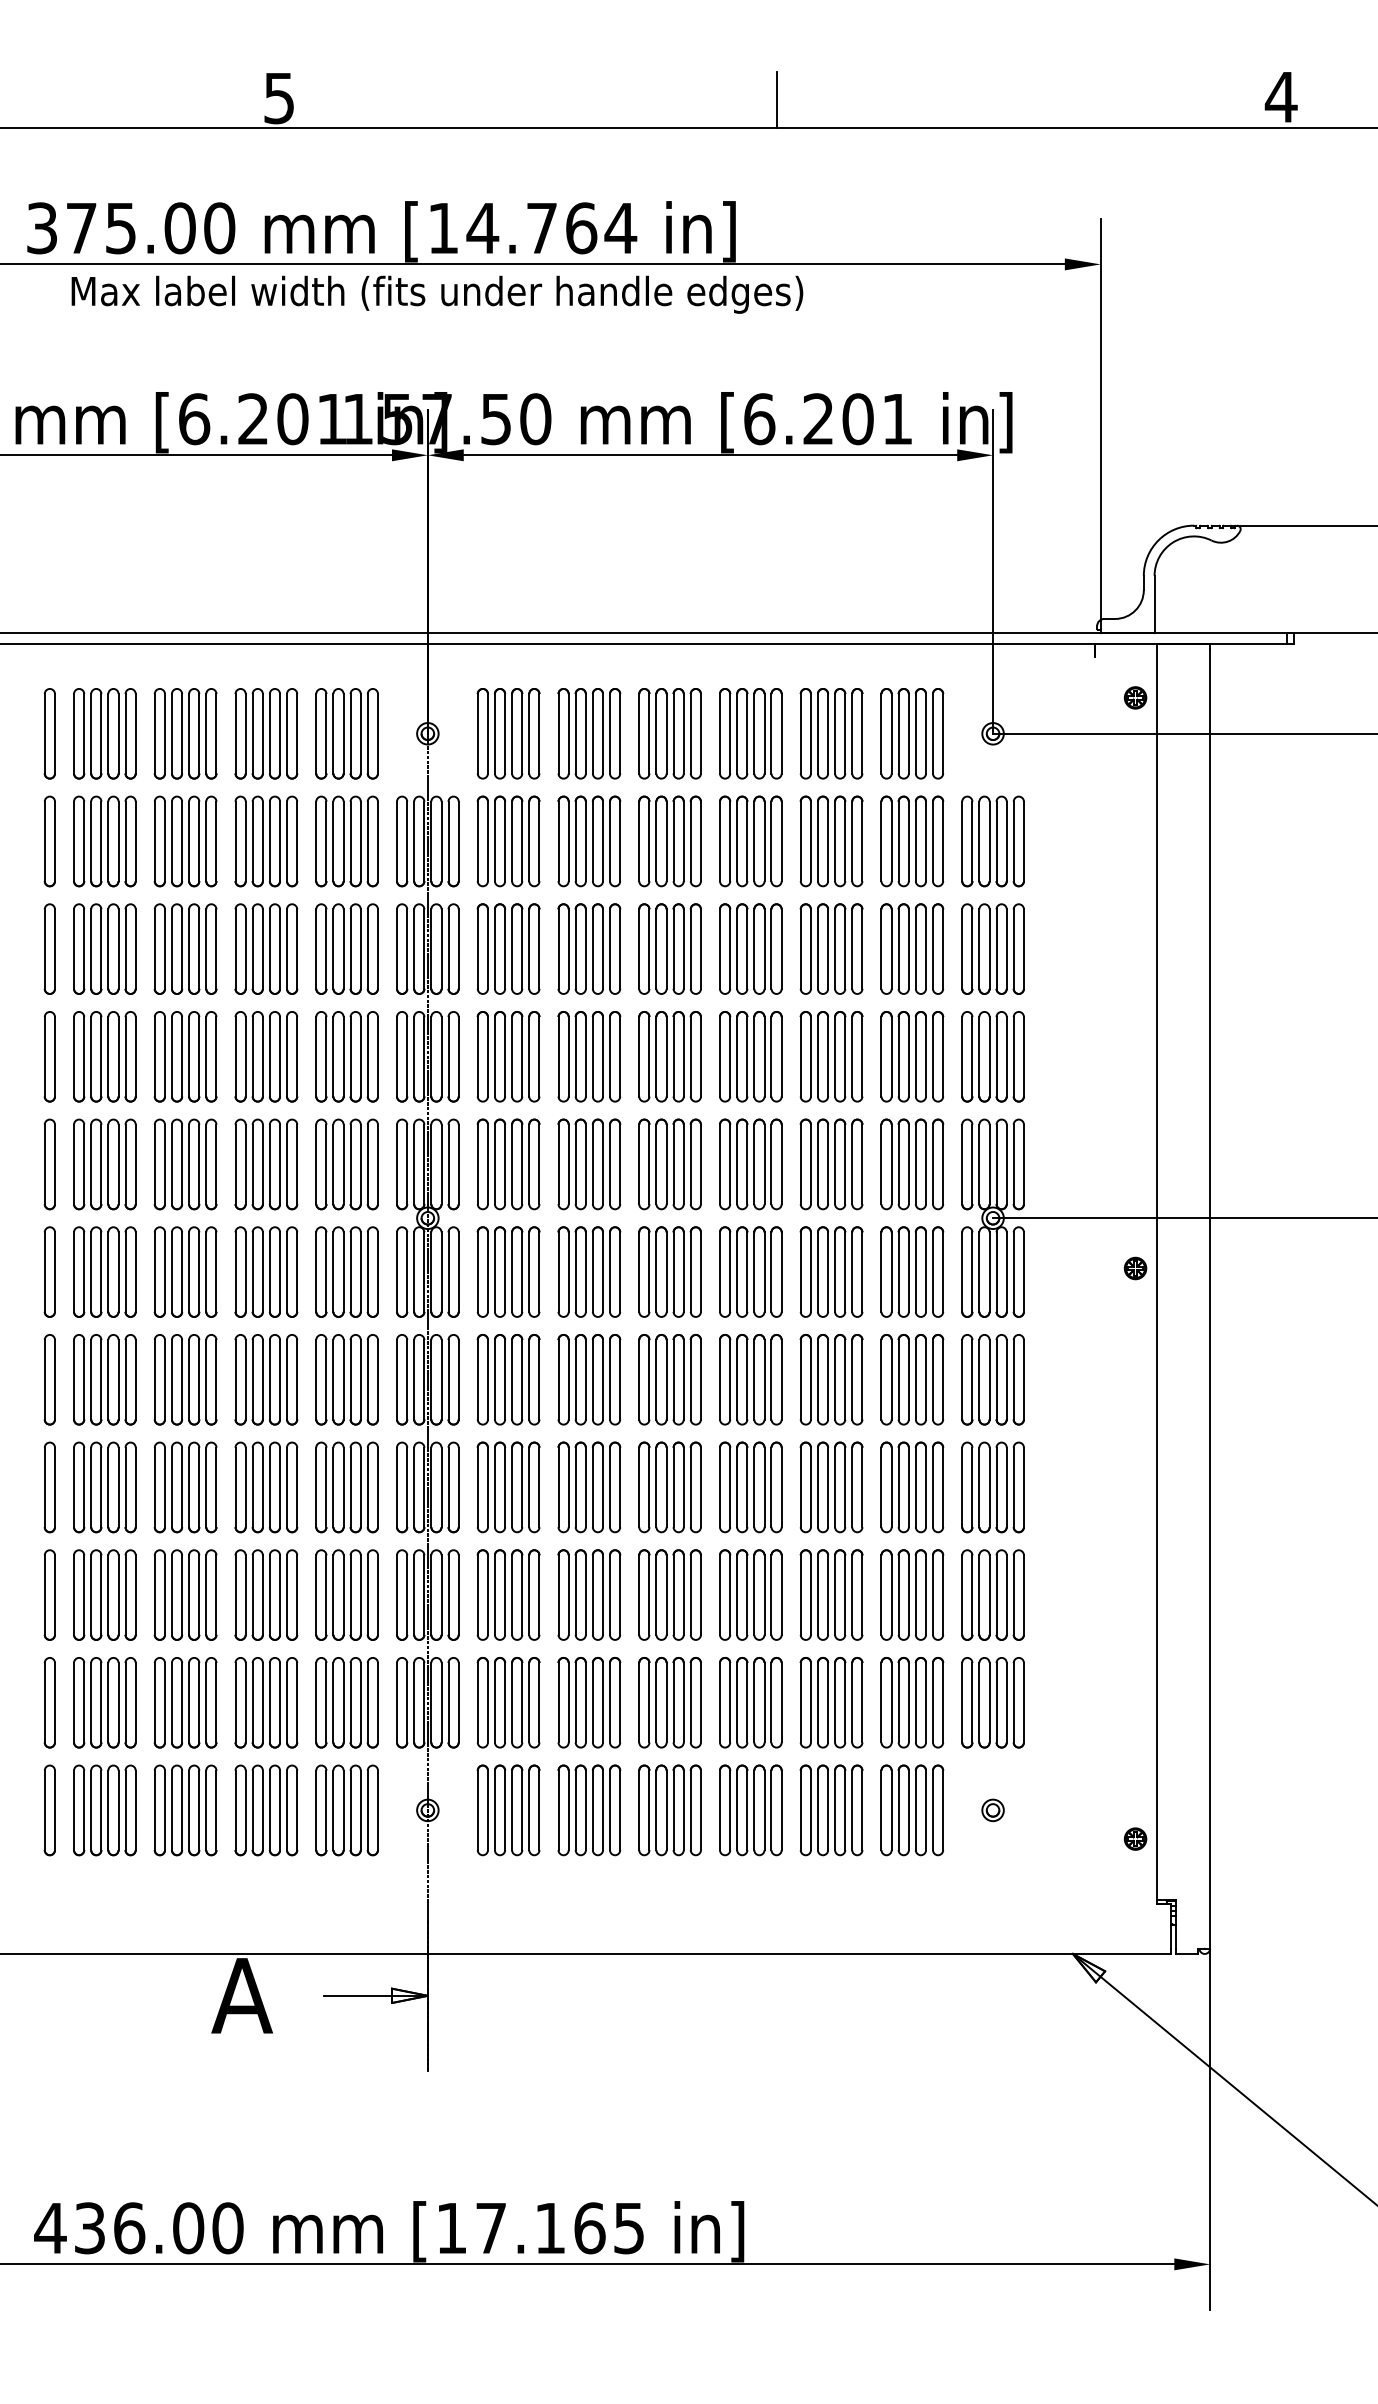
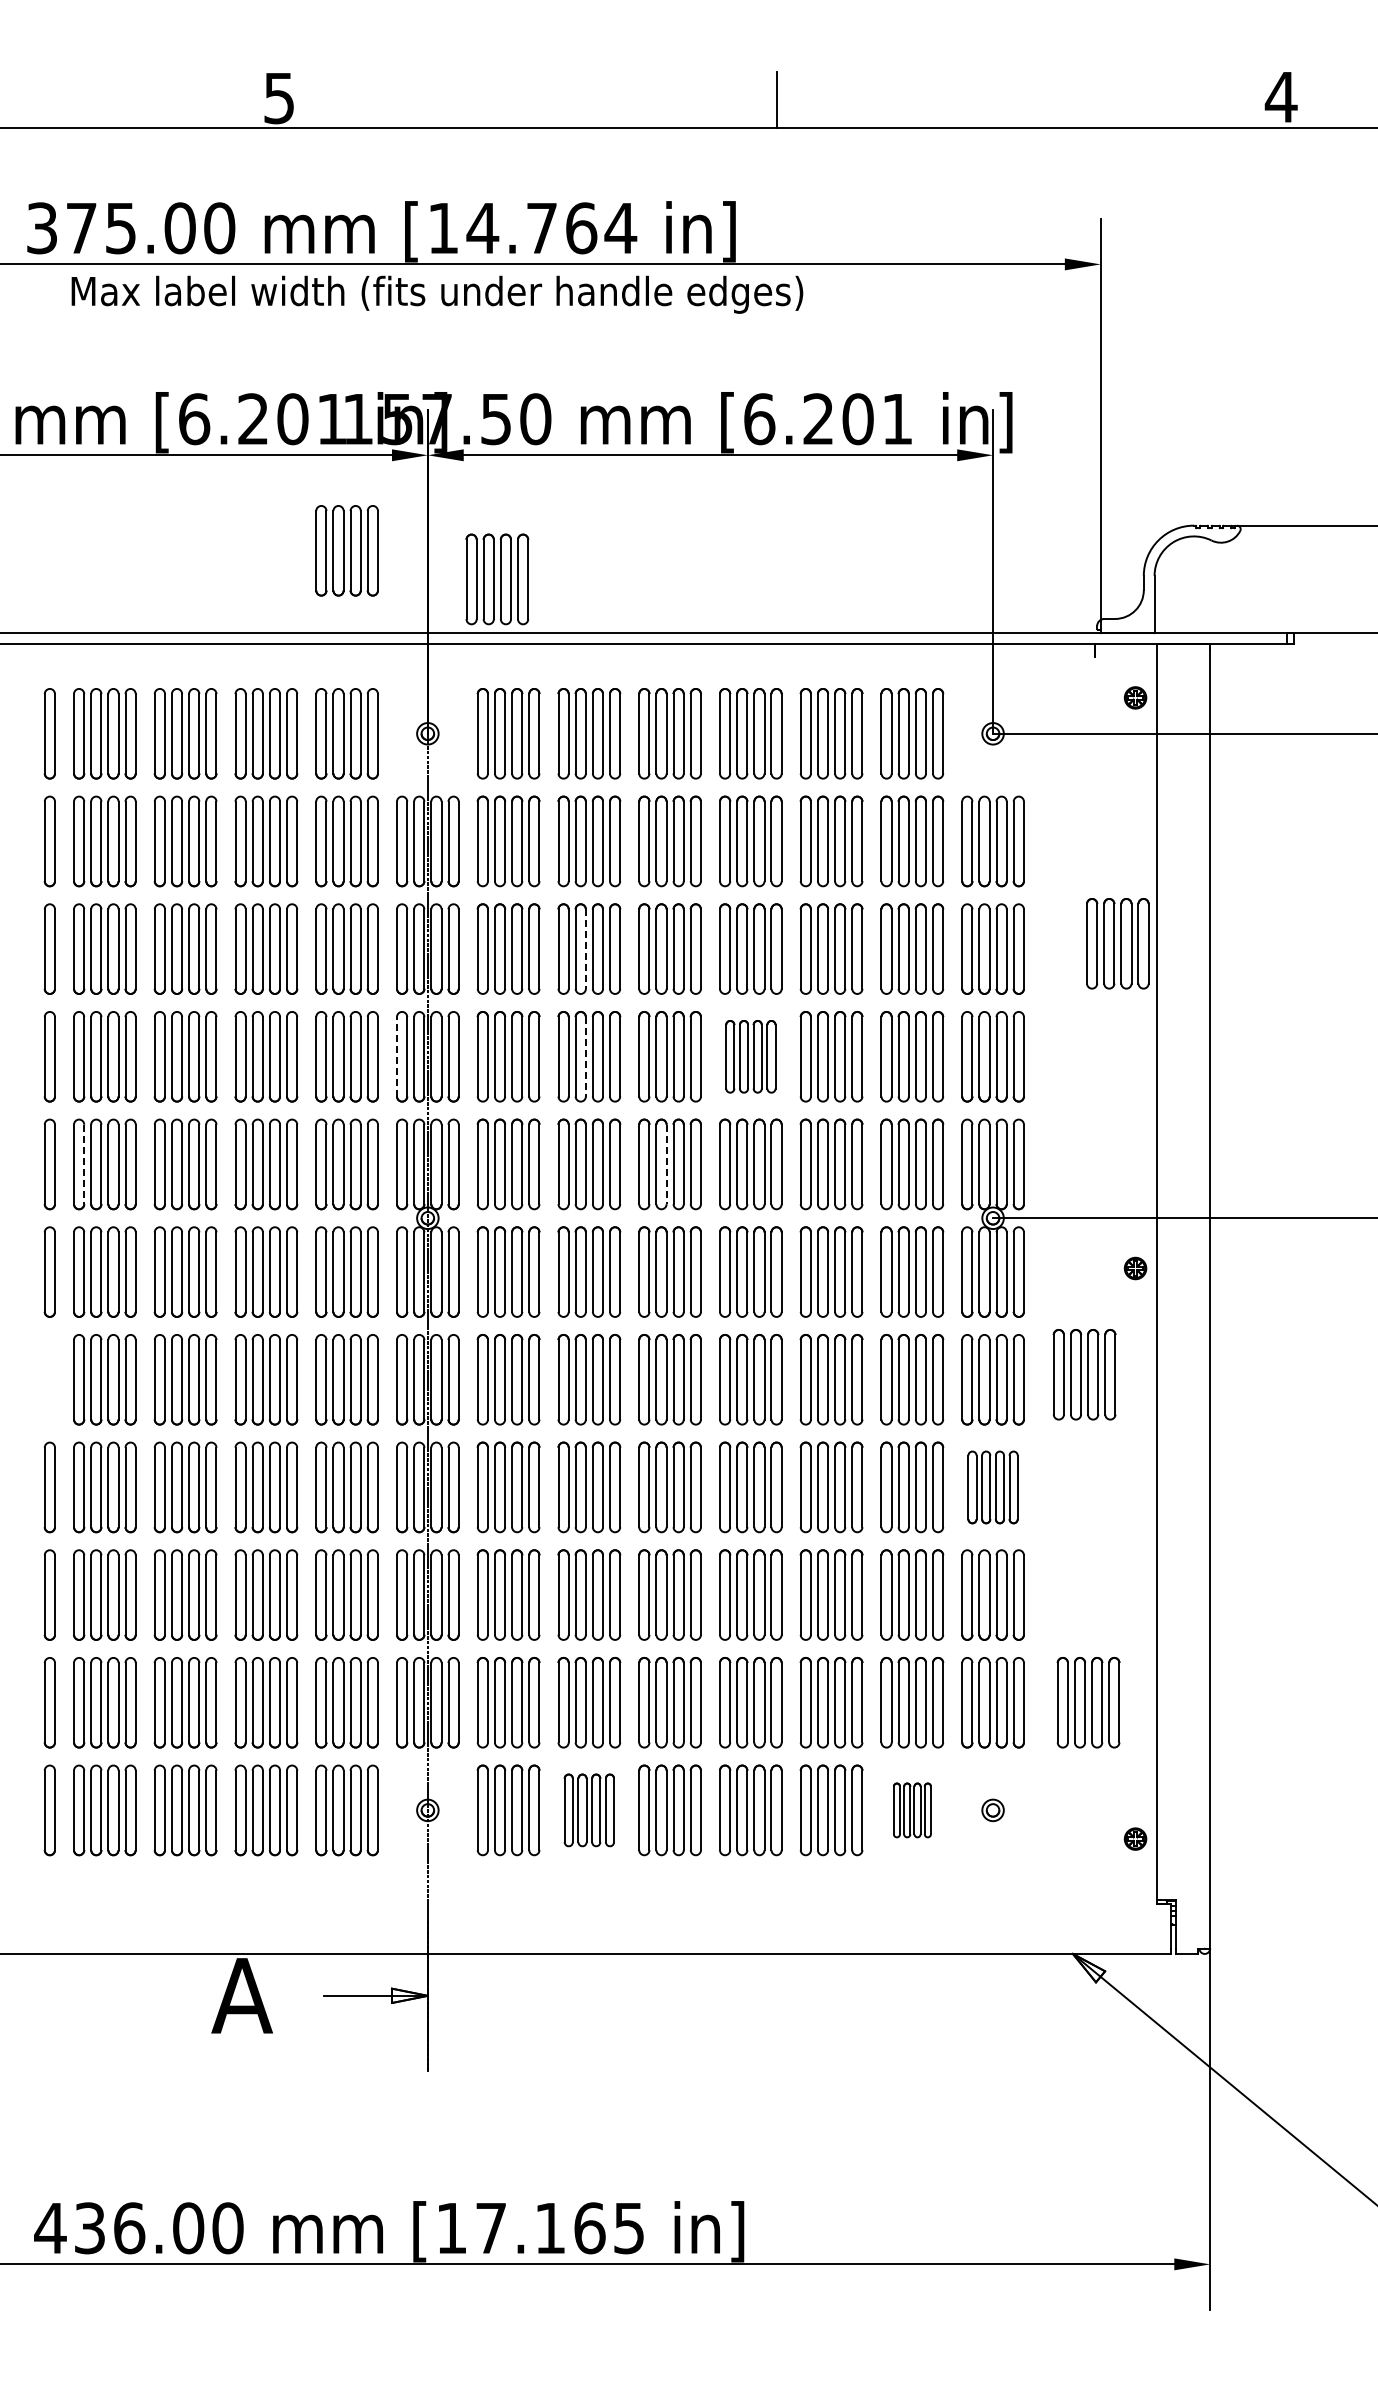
part: none -> present (346, 550)
part: none -> present (497, 579)
part: none -> present (1117, 943)
line: solid -> dashed (585, 949)
line: solid -> dashed (397, 1056)
line: solid -> dashed (585, 1056)
part size: 64x92 px -> 52x74 px (750, 1056)
line: solid -> dashed (84, 1164)
line: solid -> dashed (666, 1164)
part: none -> present (1084, 1374)
part: present -> none (49, 1379)
part size: 64x93 px -> 52x75 px (992, 1487)
part: none -> present (1088, 1702)
part size: 65x93 px -> 52x75 px (588, 1810)
part size: 65x93 px -> 39x57 px (912, 1810)
